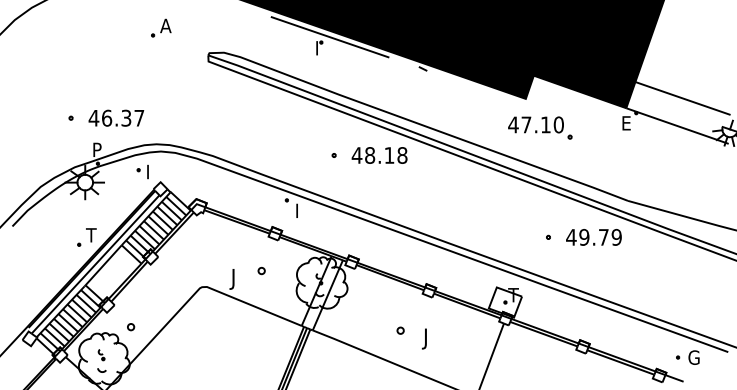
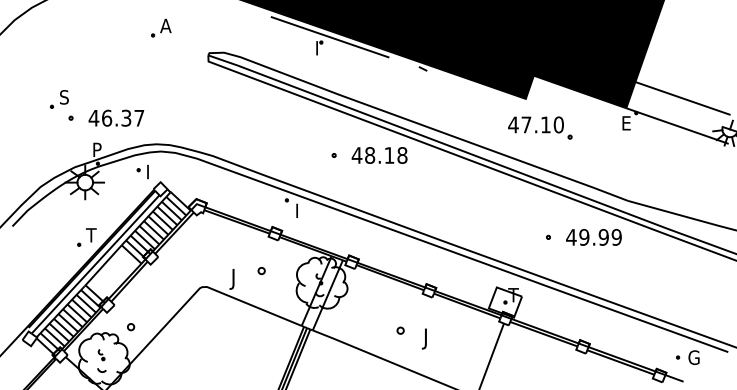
part: none -> present (59, 99)
text: 49.79 -> 49.99 (603, 236)
